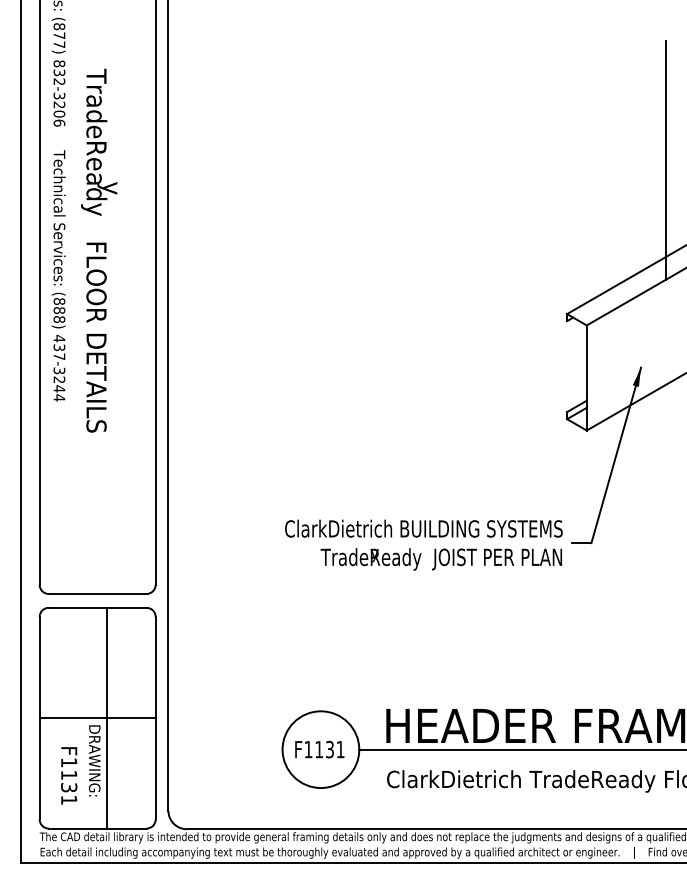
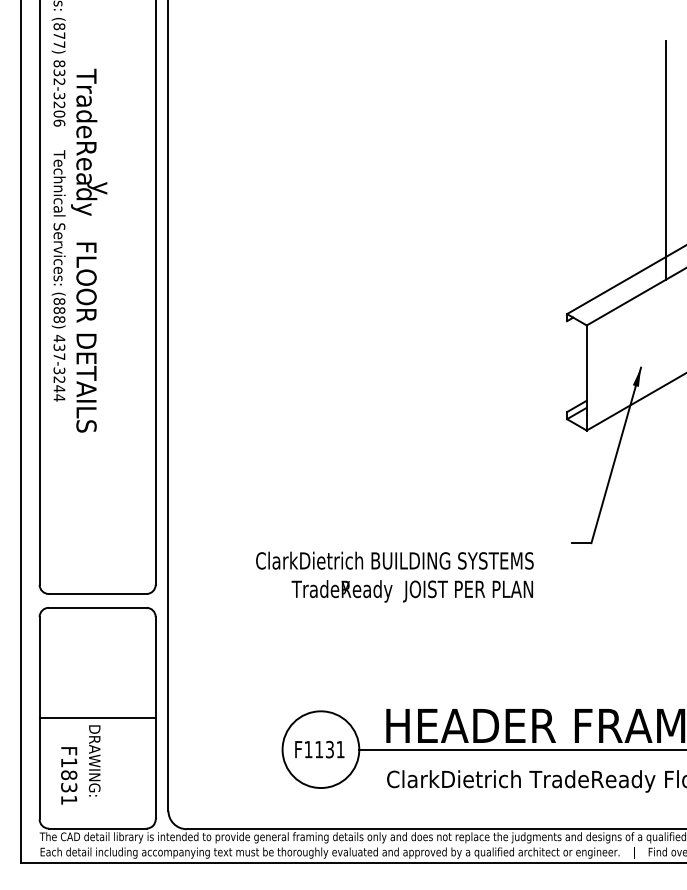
text position: (99, 250) -> (89, 250) (89, 250)
text position: (423, 544) -> (394, 576) (394, 576)
line: present -> none (106, 717)
text: F1131 -> F1831 (69, 775)
